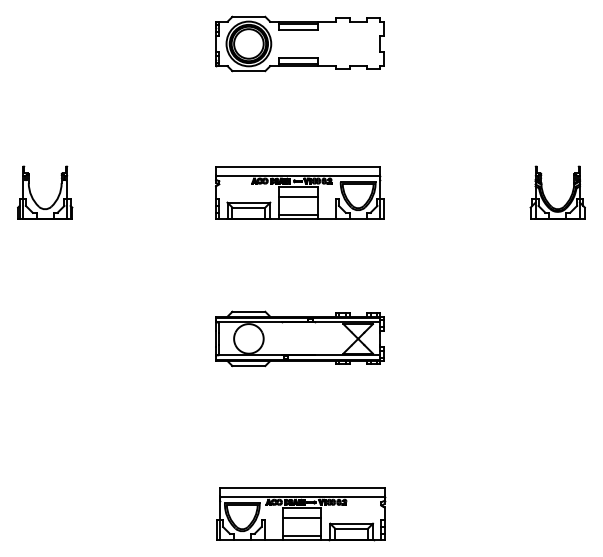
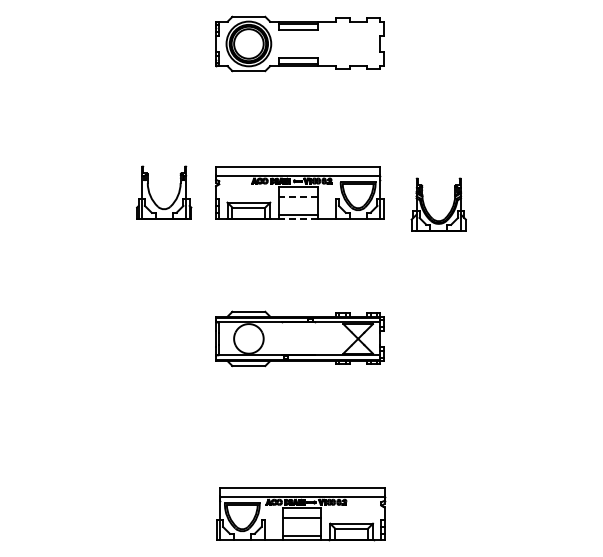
line: solid -> dashed (297, 197)
part position: (56, 198) -> (175, 198) (175, 198)
part position: (546, 198) -> (427, 210) (427, 210)
line: solid -> dashed (297, 219)
